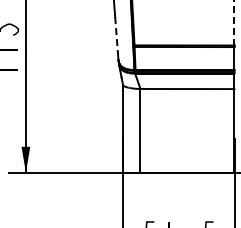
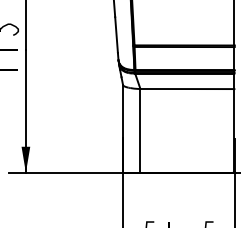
line: dashed -> solid (234, 22)
line: dashed -> solid (116, 35)
